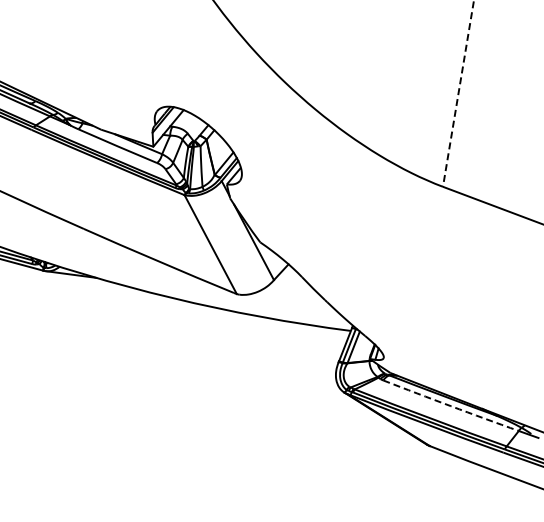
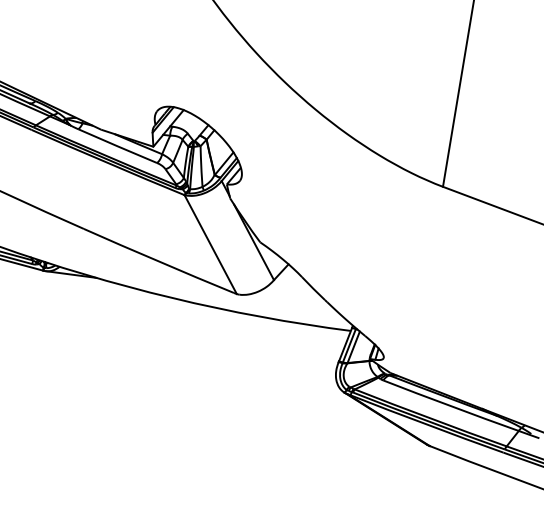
line: dashed -> solid (458, 94)
arc: dashed -> solid (450, 406)
